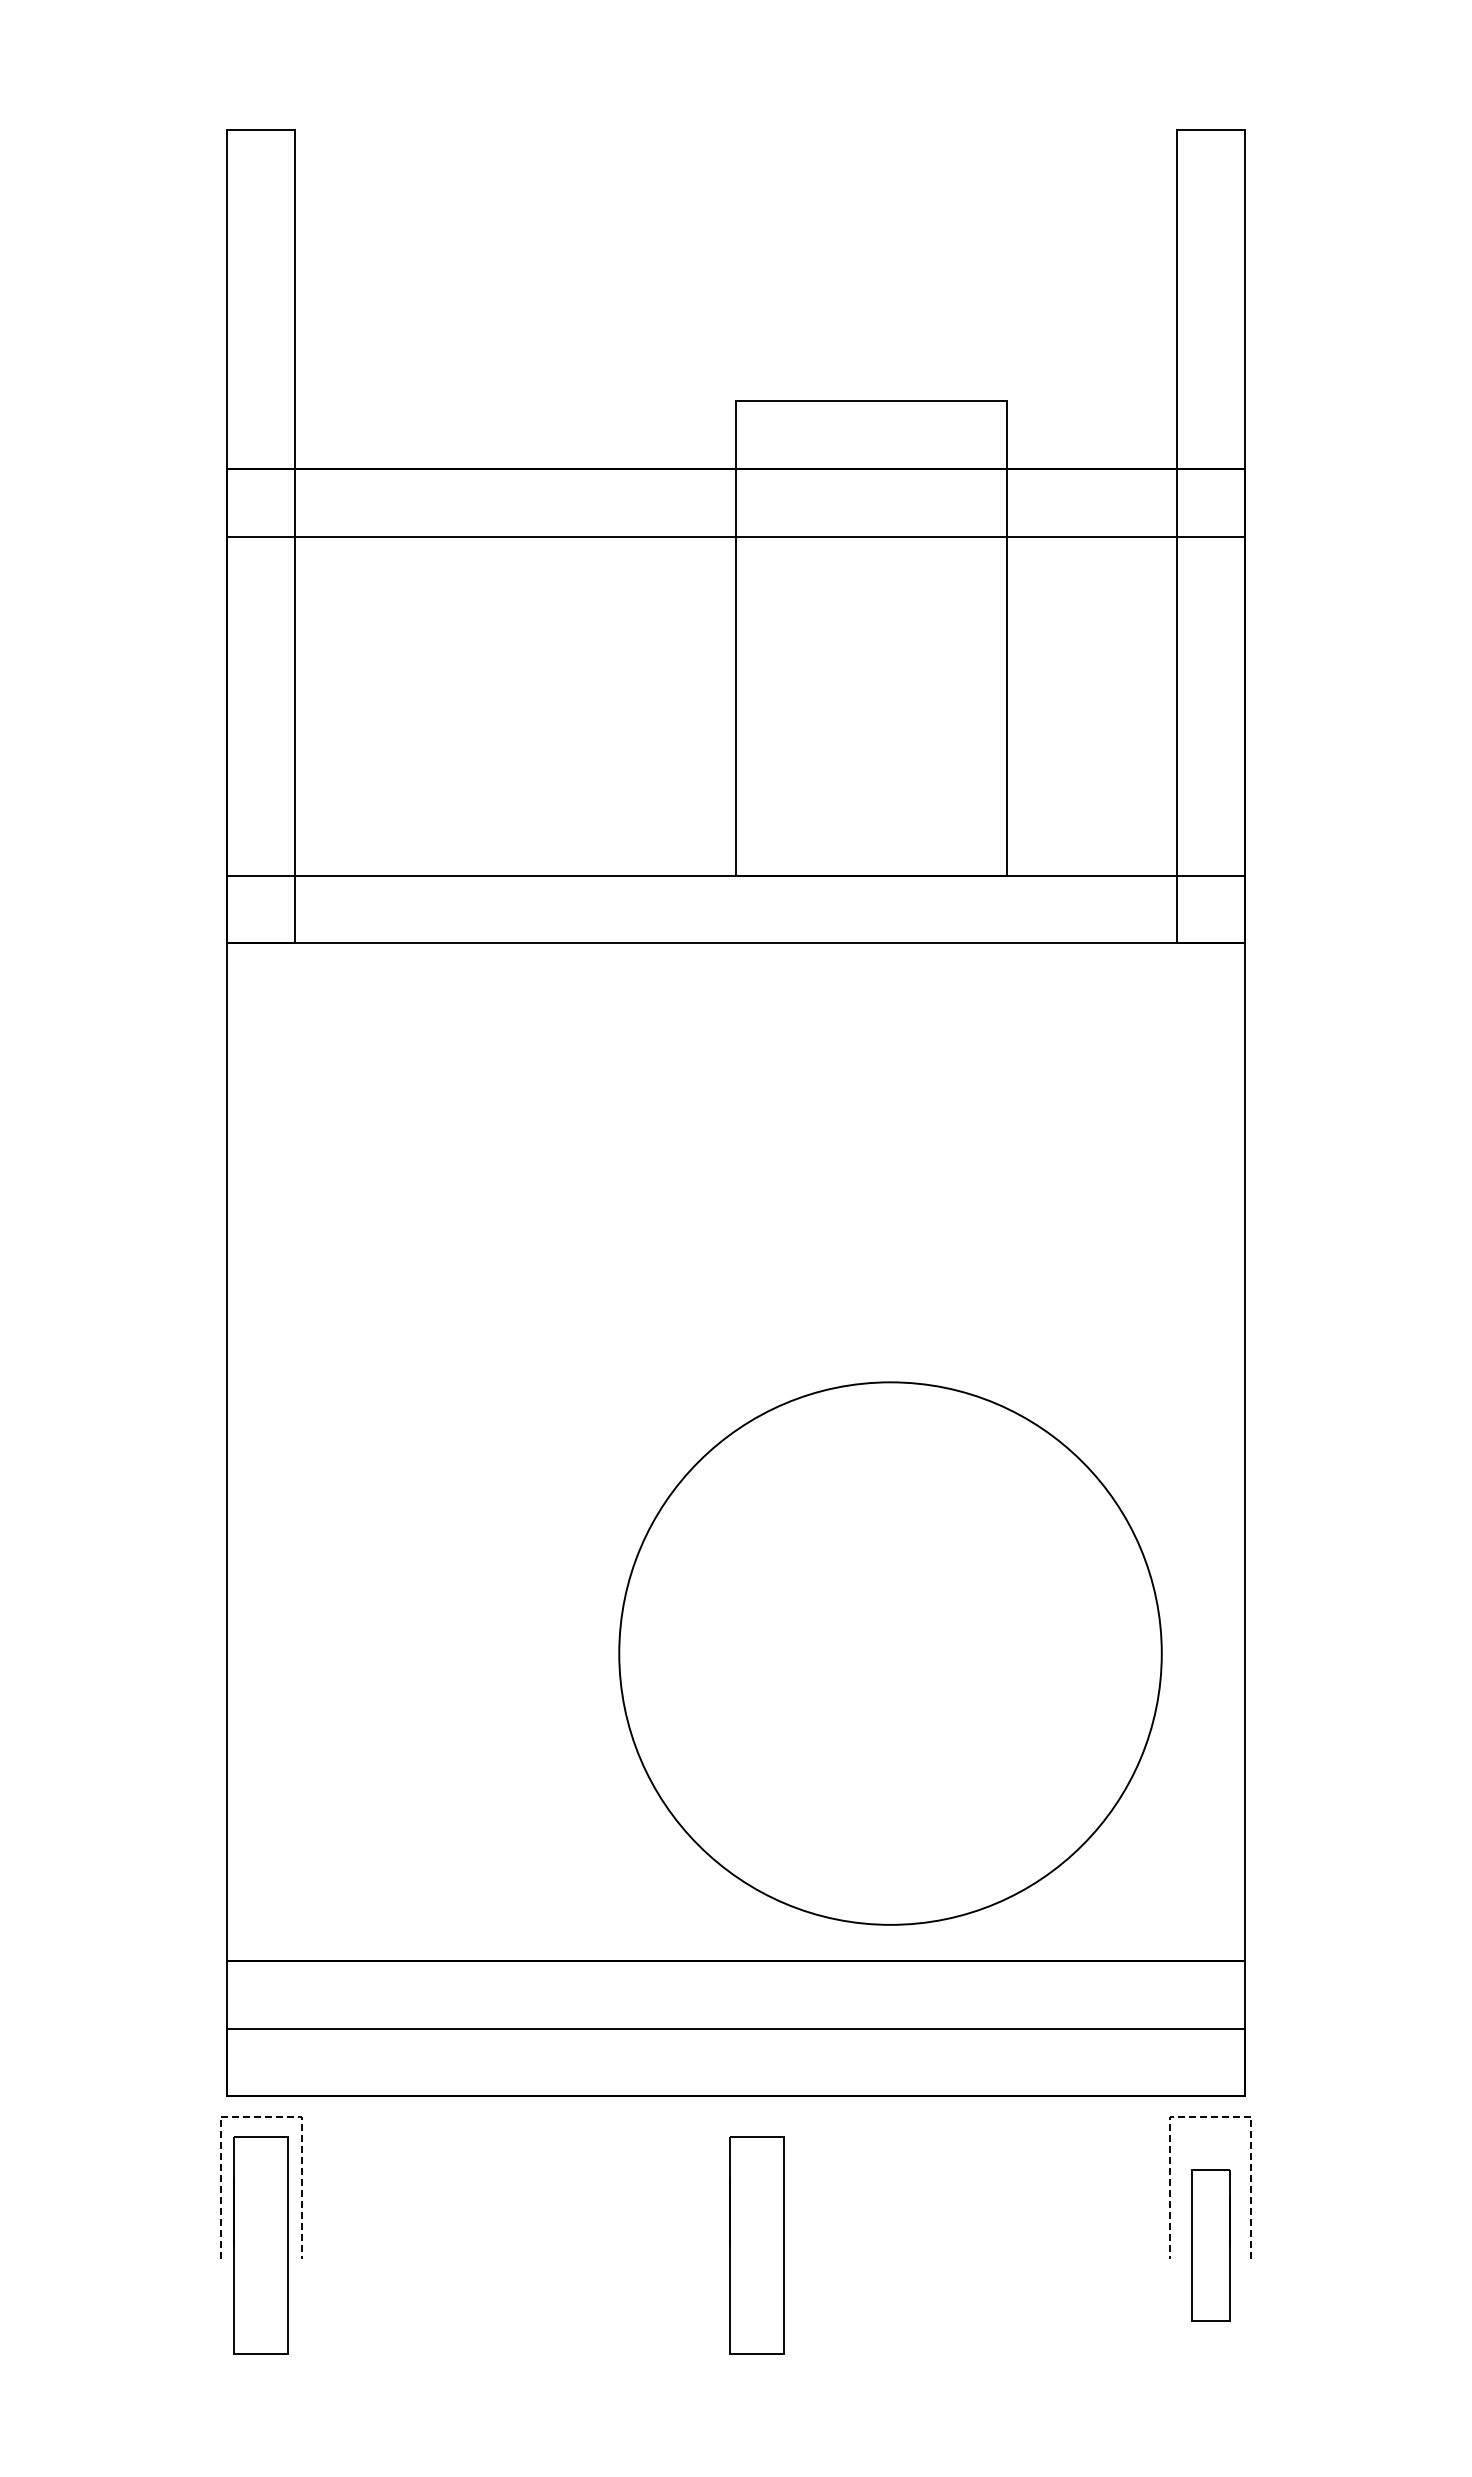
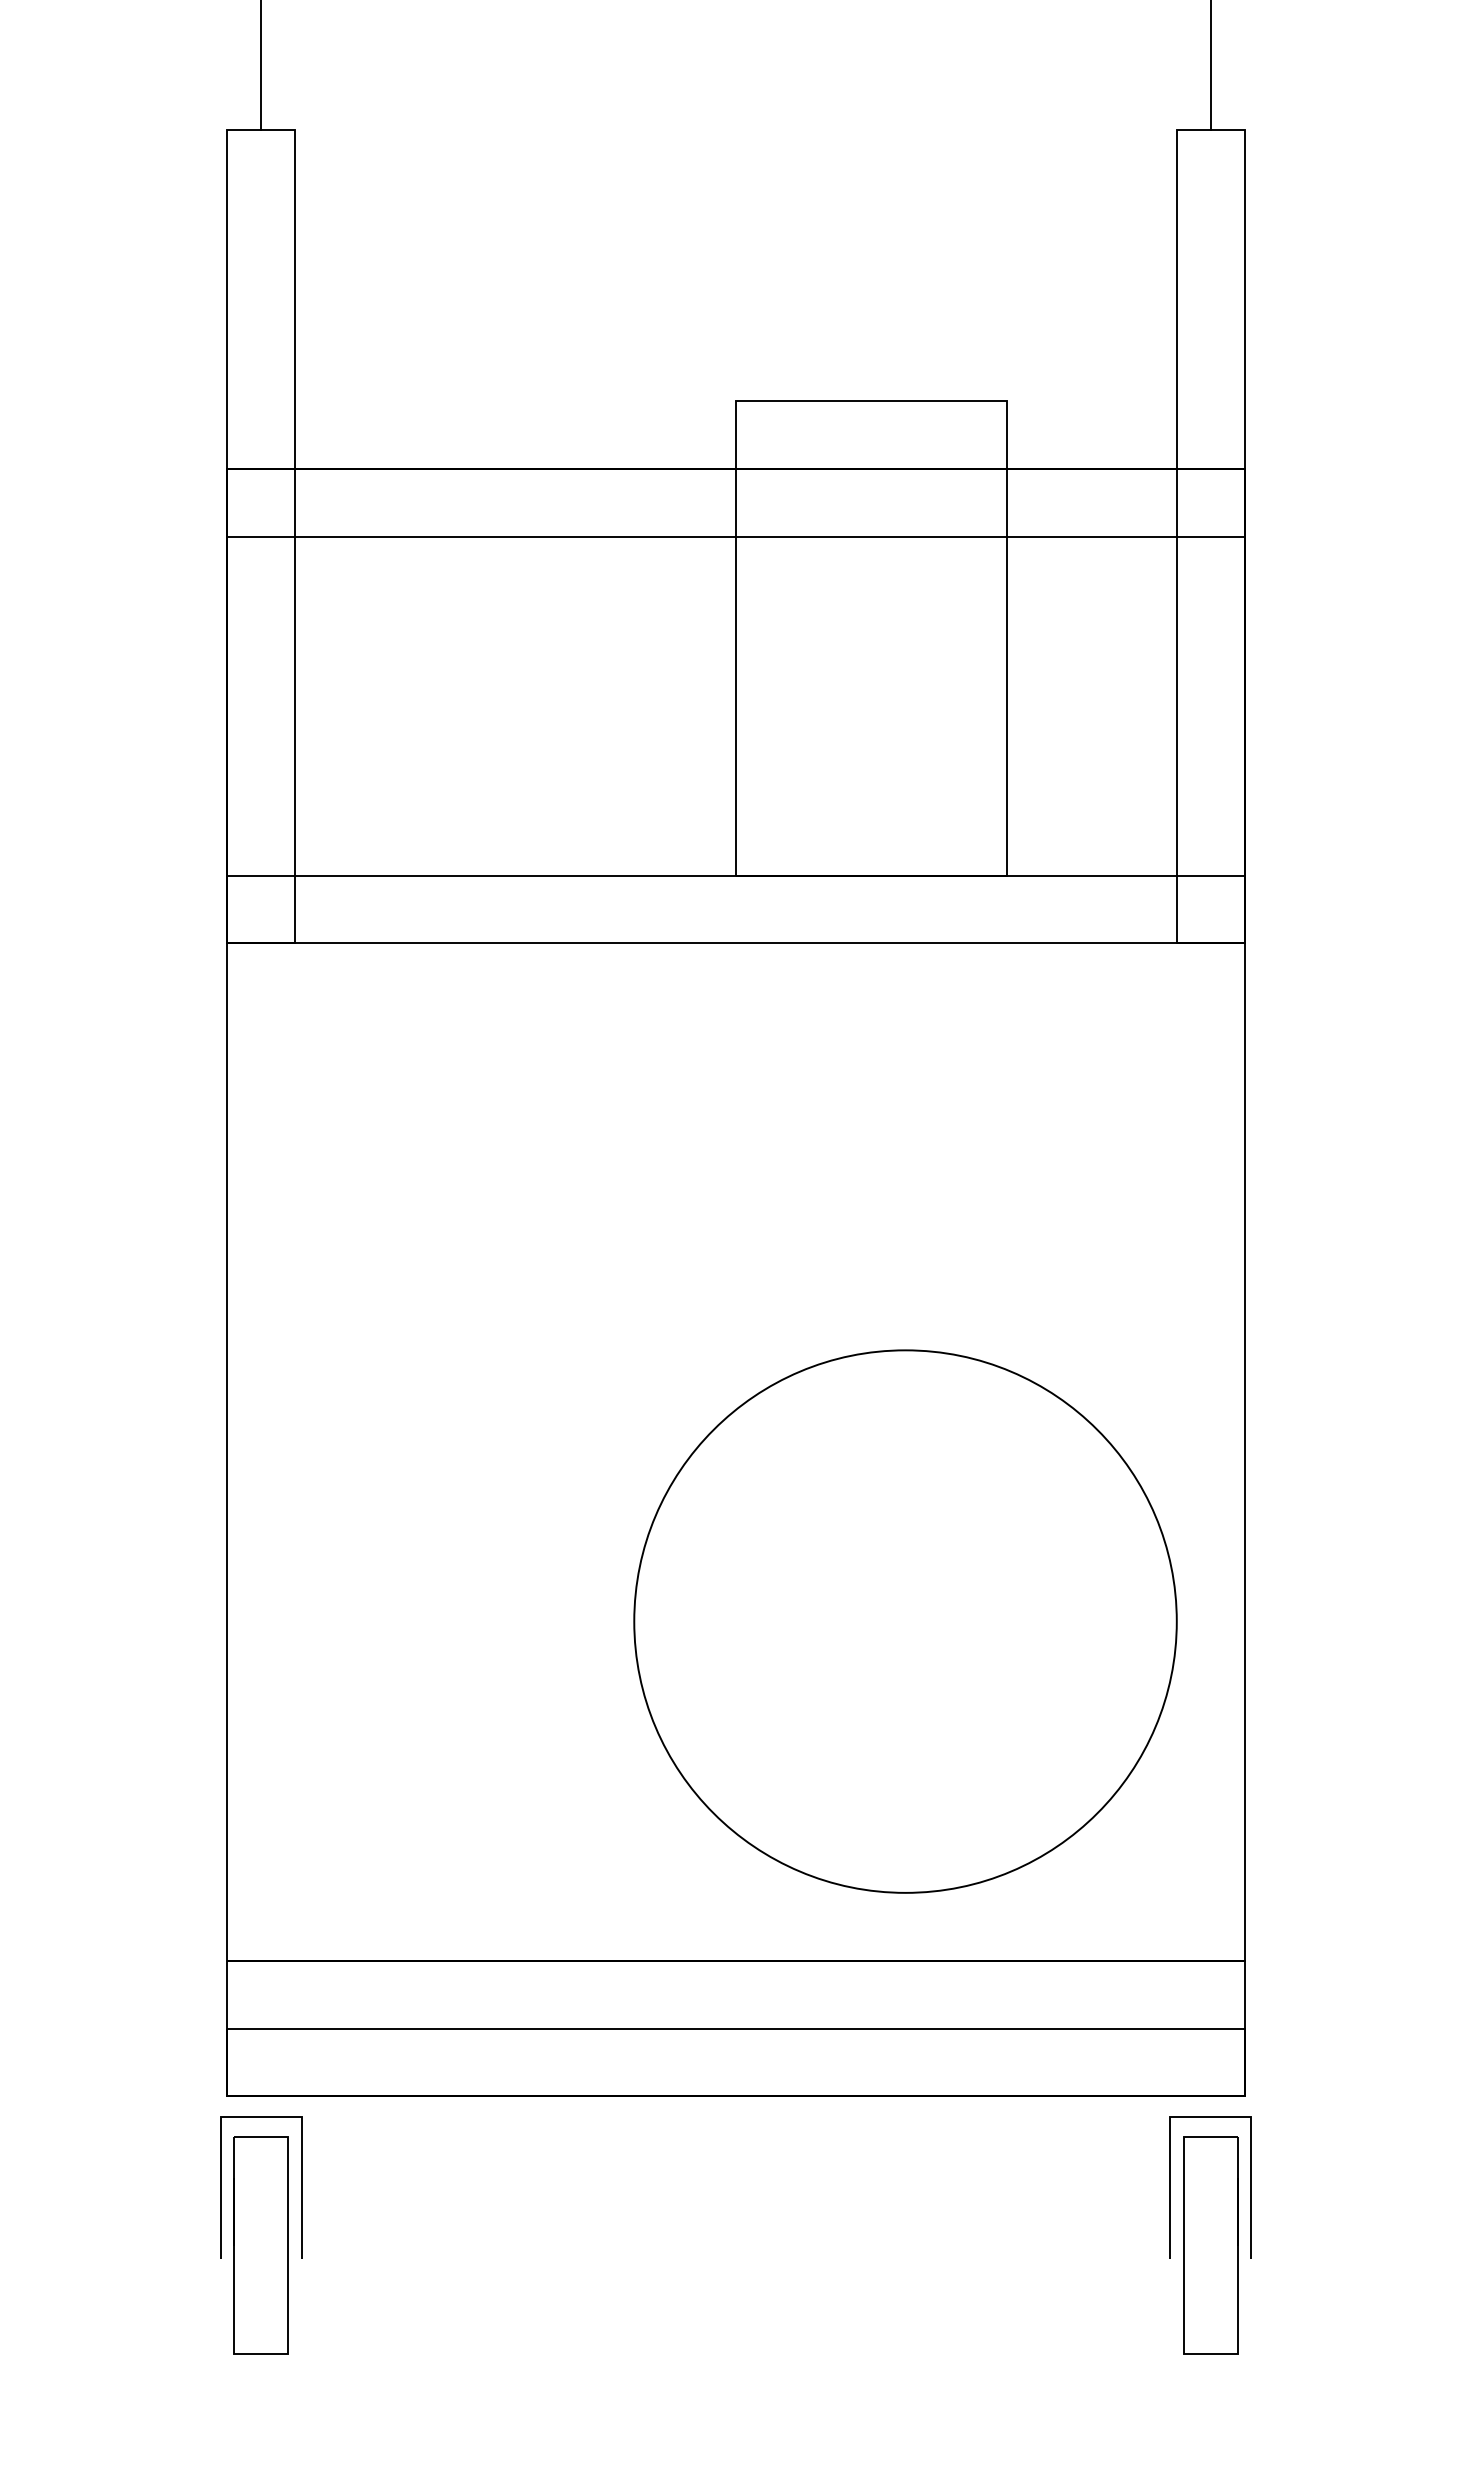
line: none -> present (261, 65)
line: none -> present (1210, 65)
circle position: (890, 1653) -> (905, 1621) (905, 1621)
line: dashed -> solid (261, 2116)
line: dashed -> solid (1210, 2116)
part: present -> none (756, 2245)
part size: 40x153 px -> 56x219 px (1210, 2245)
